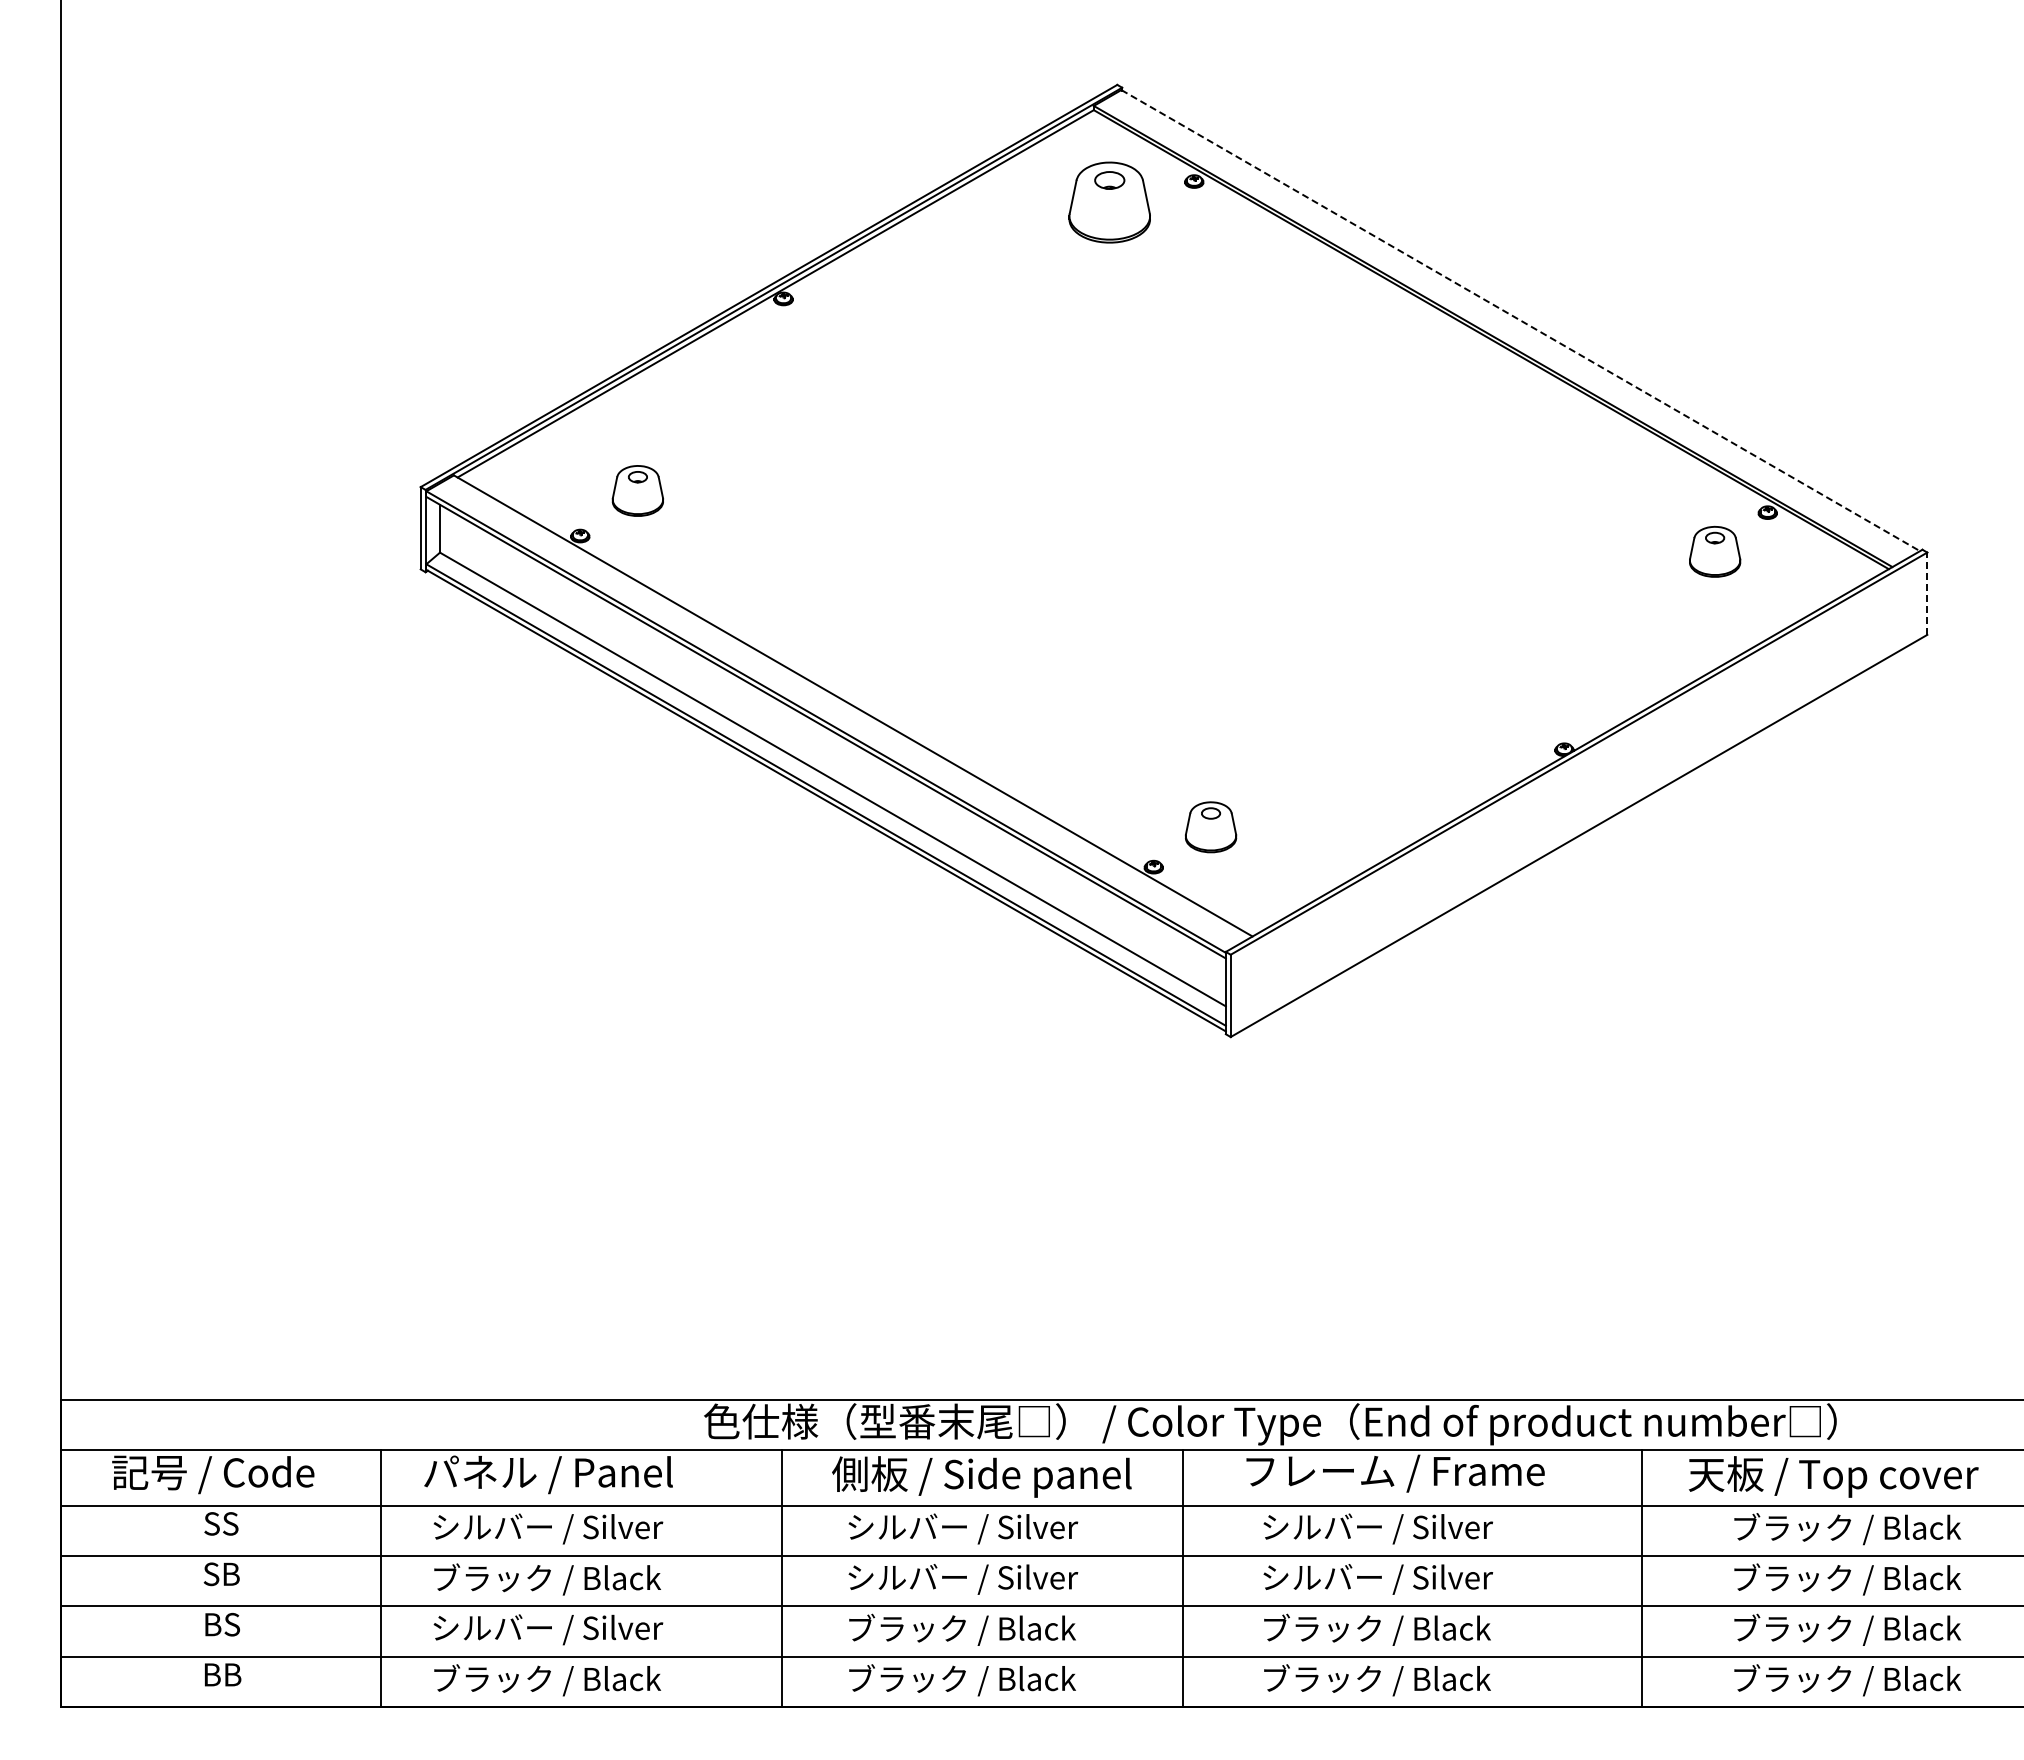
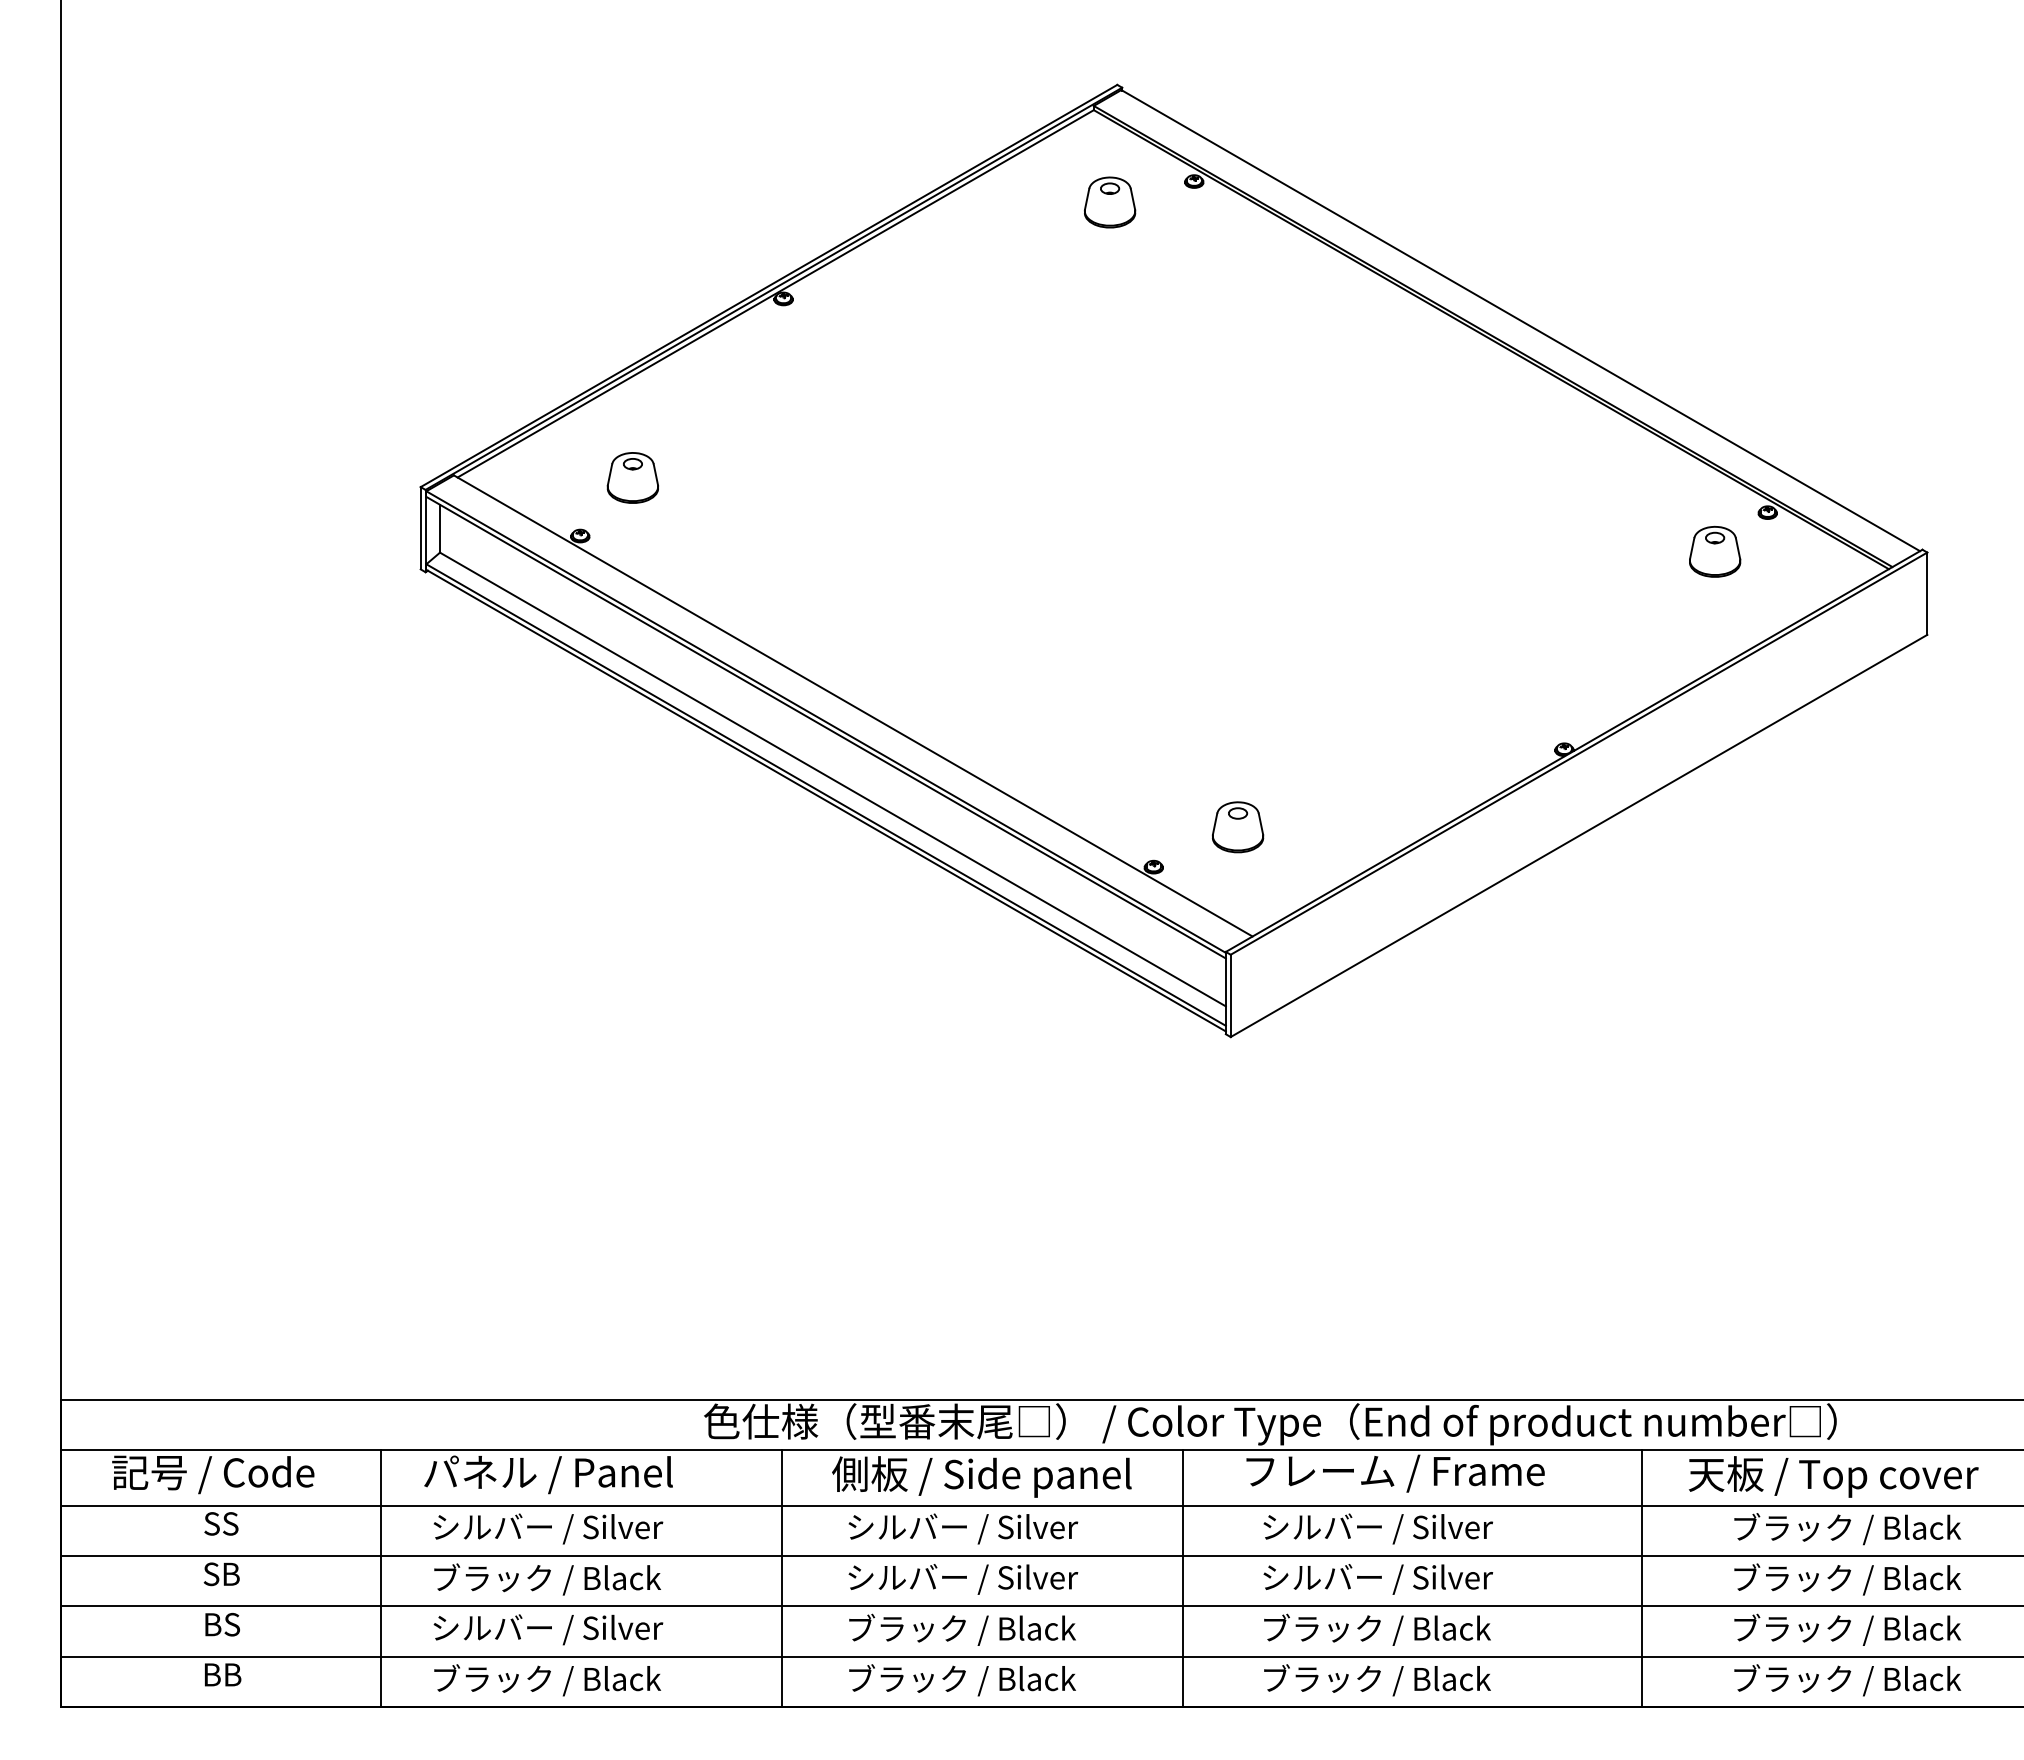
part size: 83x83 px -> 53x53 px (1110, 202)
line: dashed -> solid (1521, 320)
part position: (637, 490) -> (632, 477) (632, 477)
line: dashed -> solid (1927, 593)
part position: (1211, 827) -> (1238, 827) (1238, 827)
